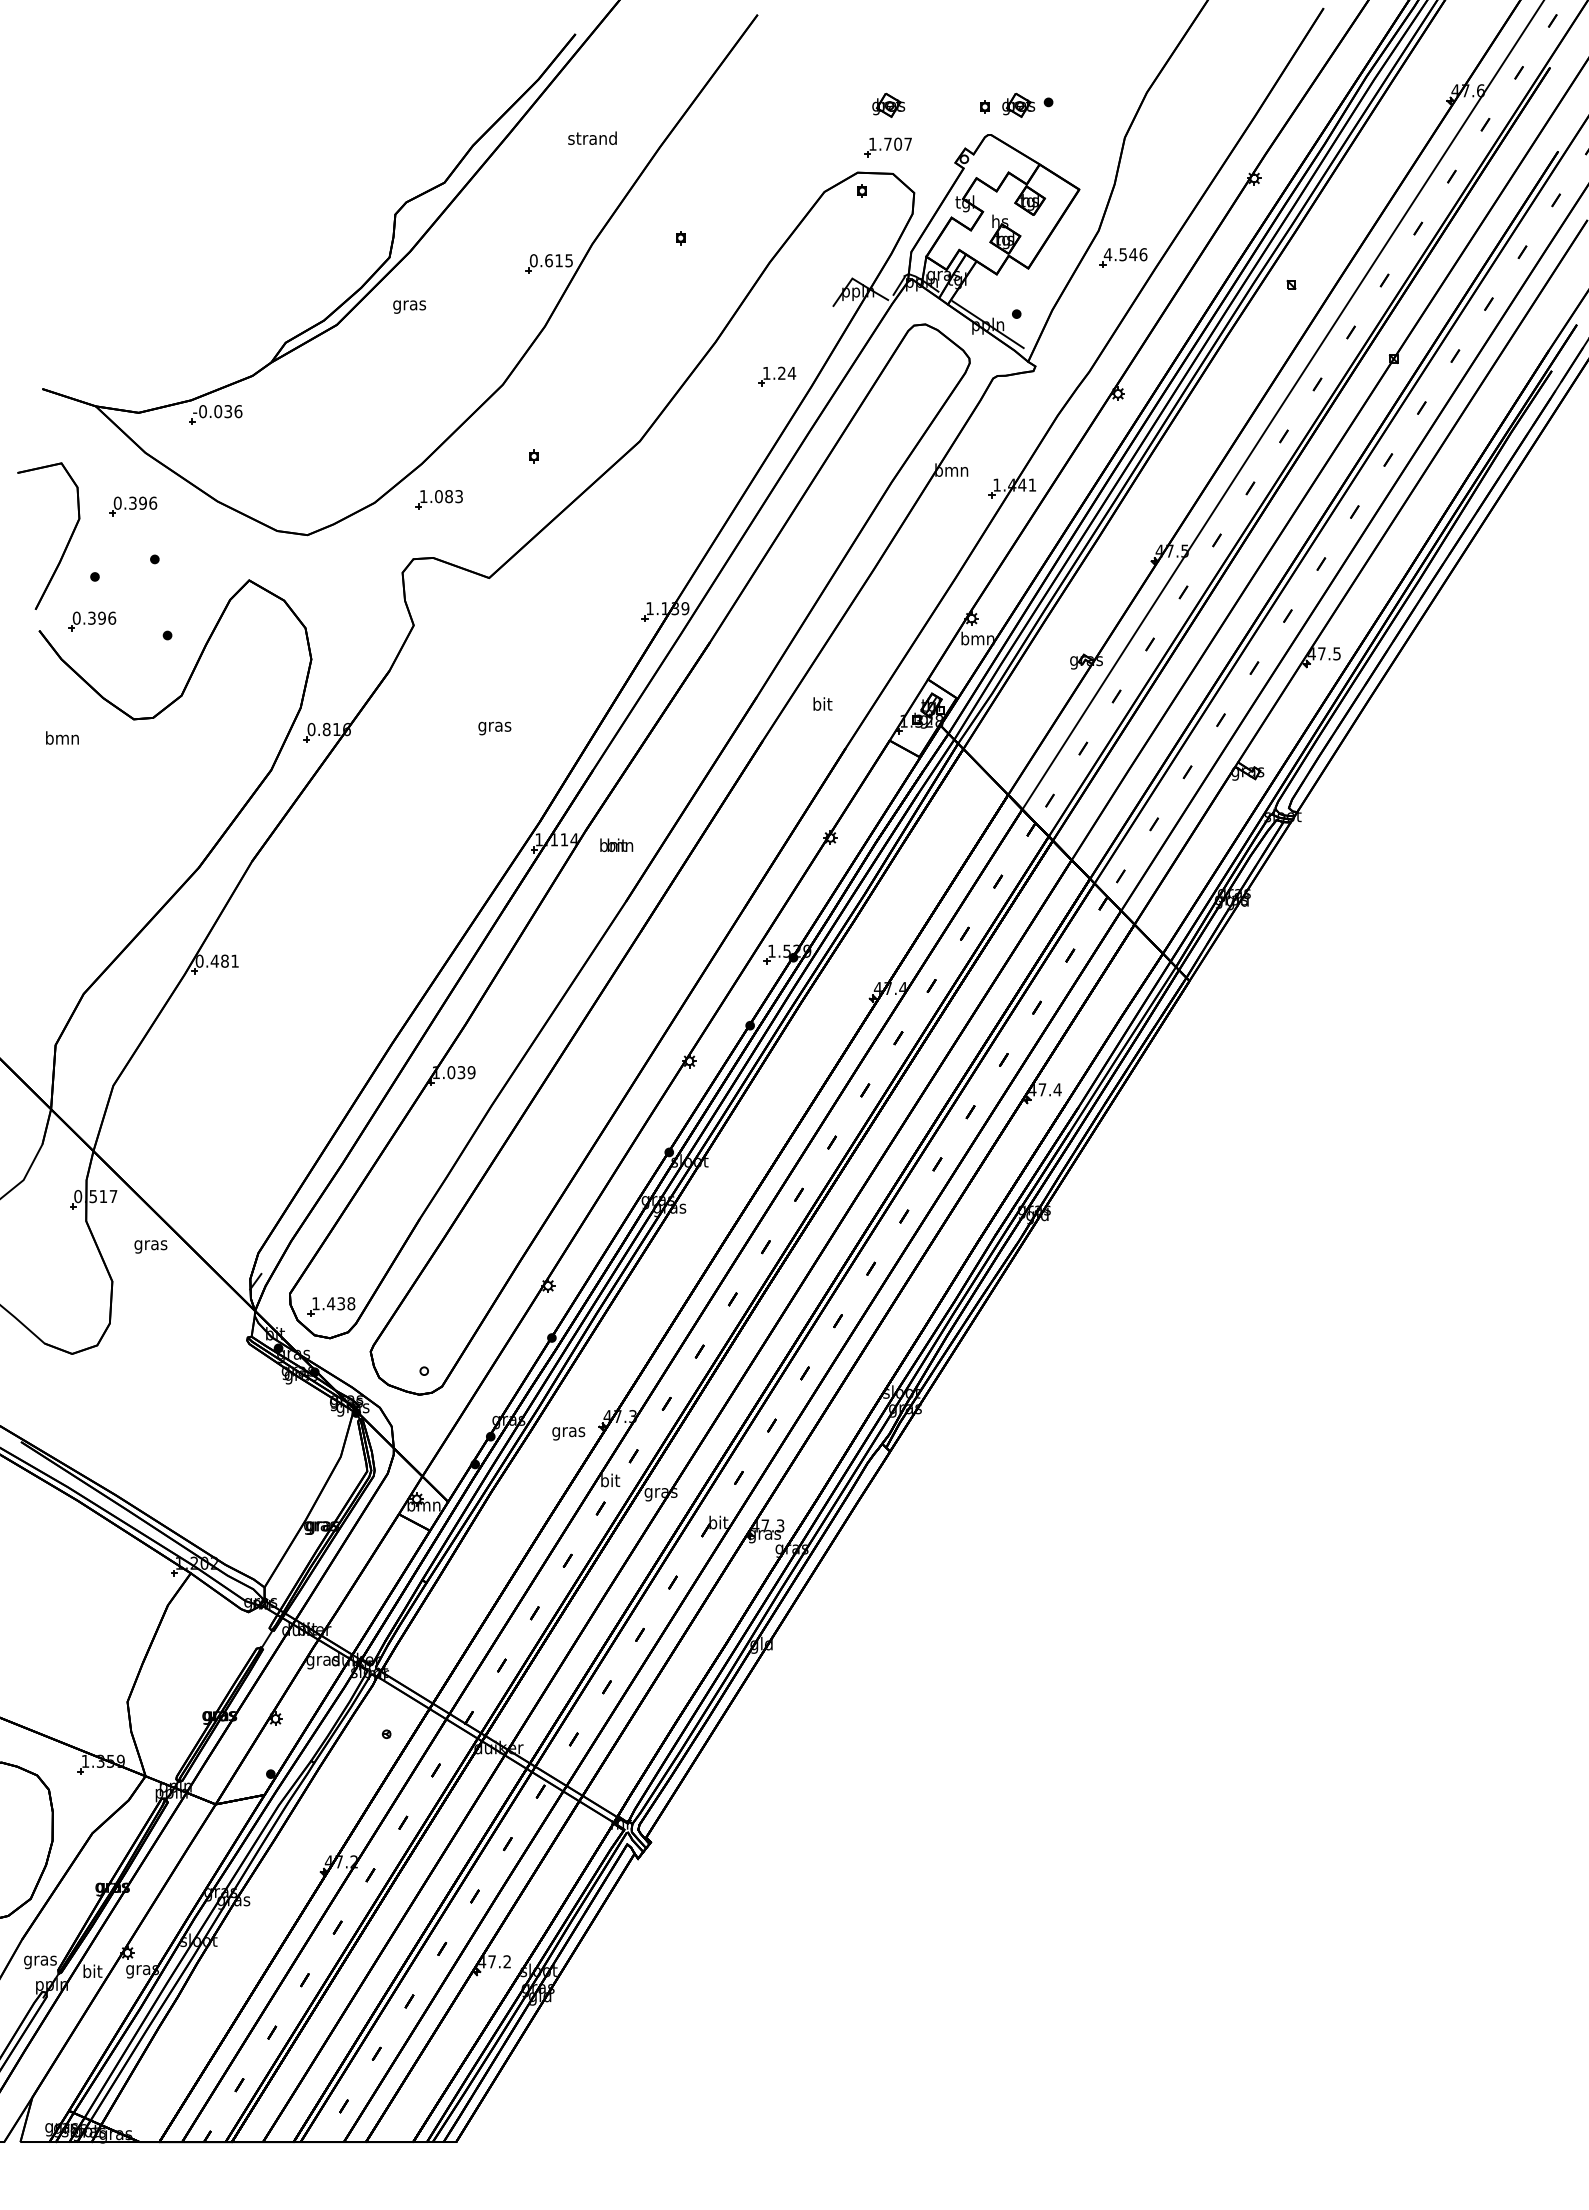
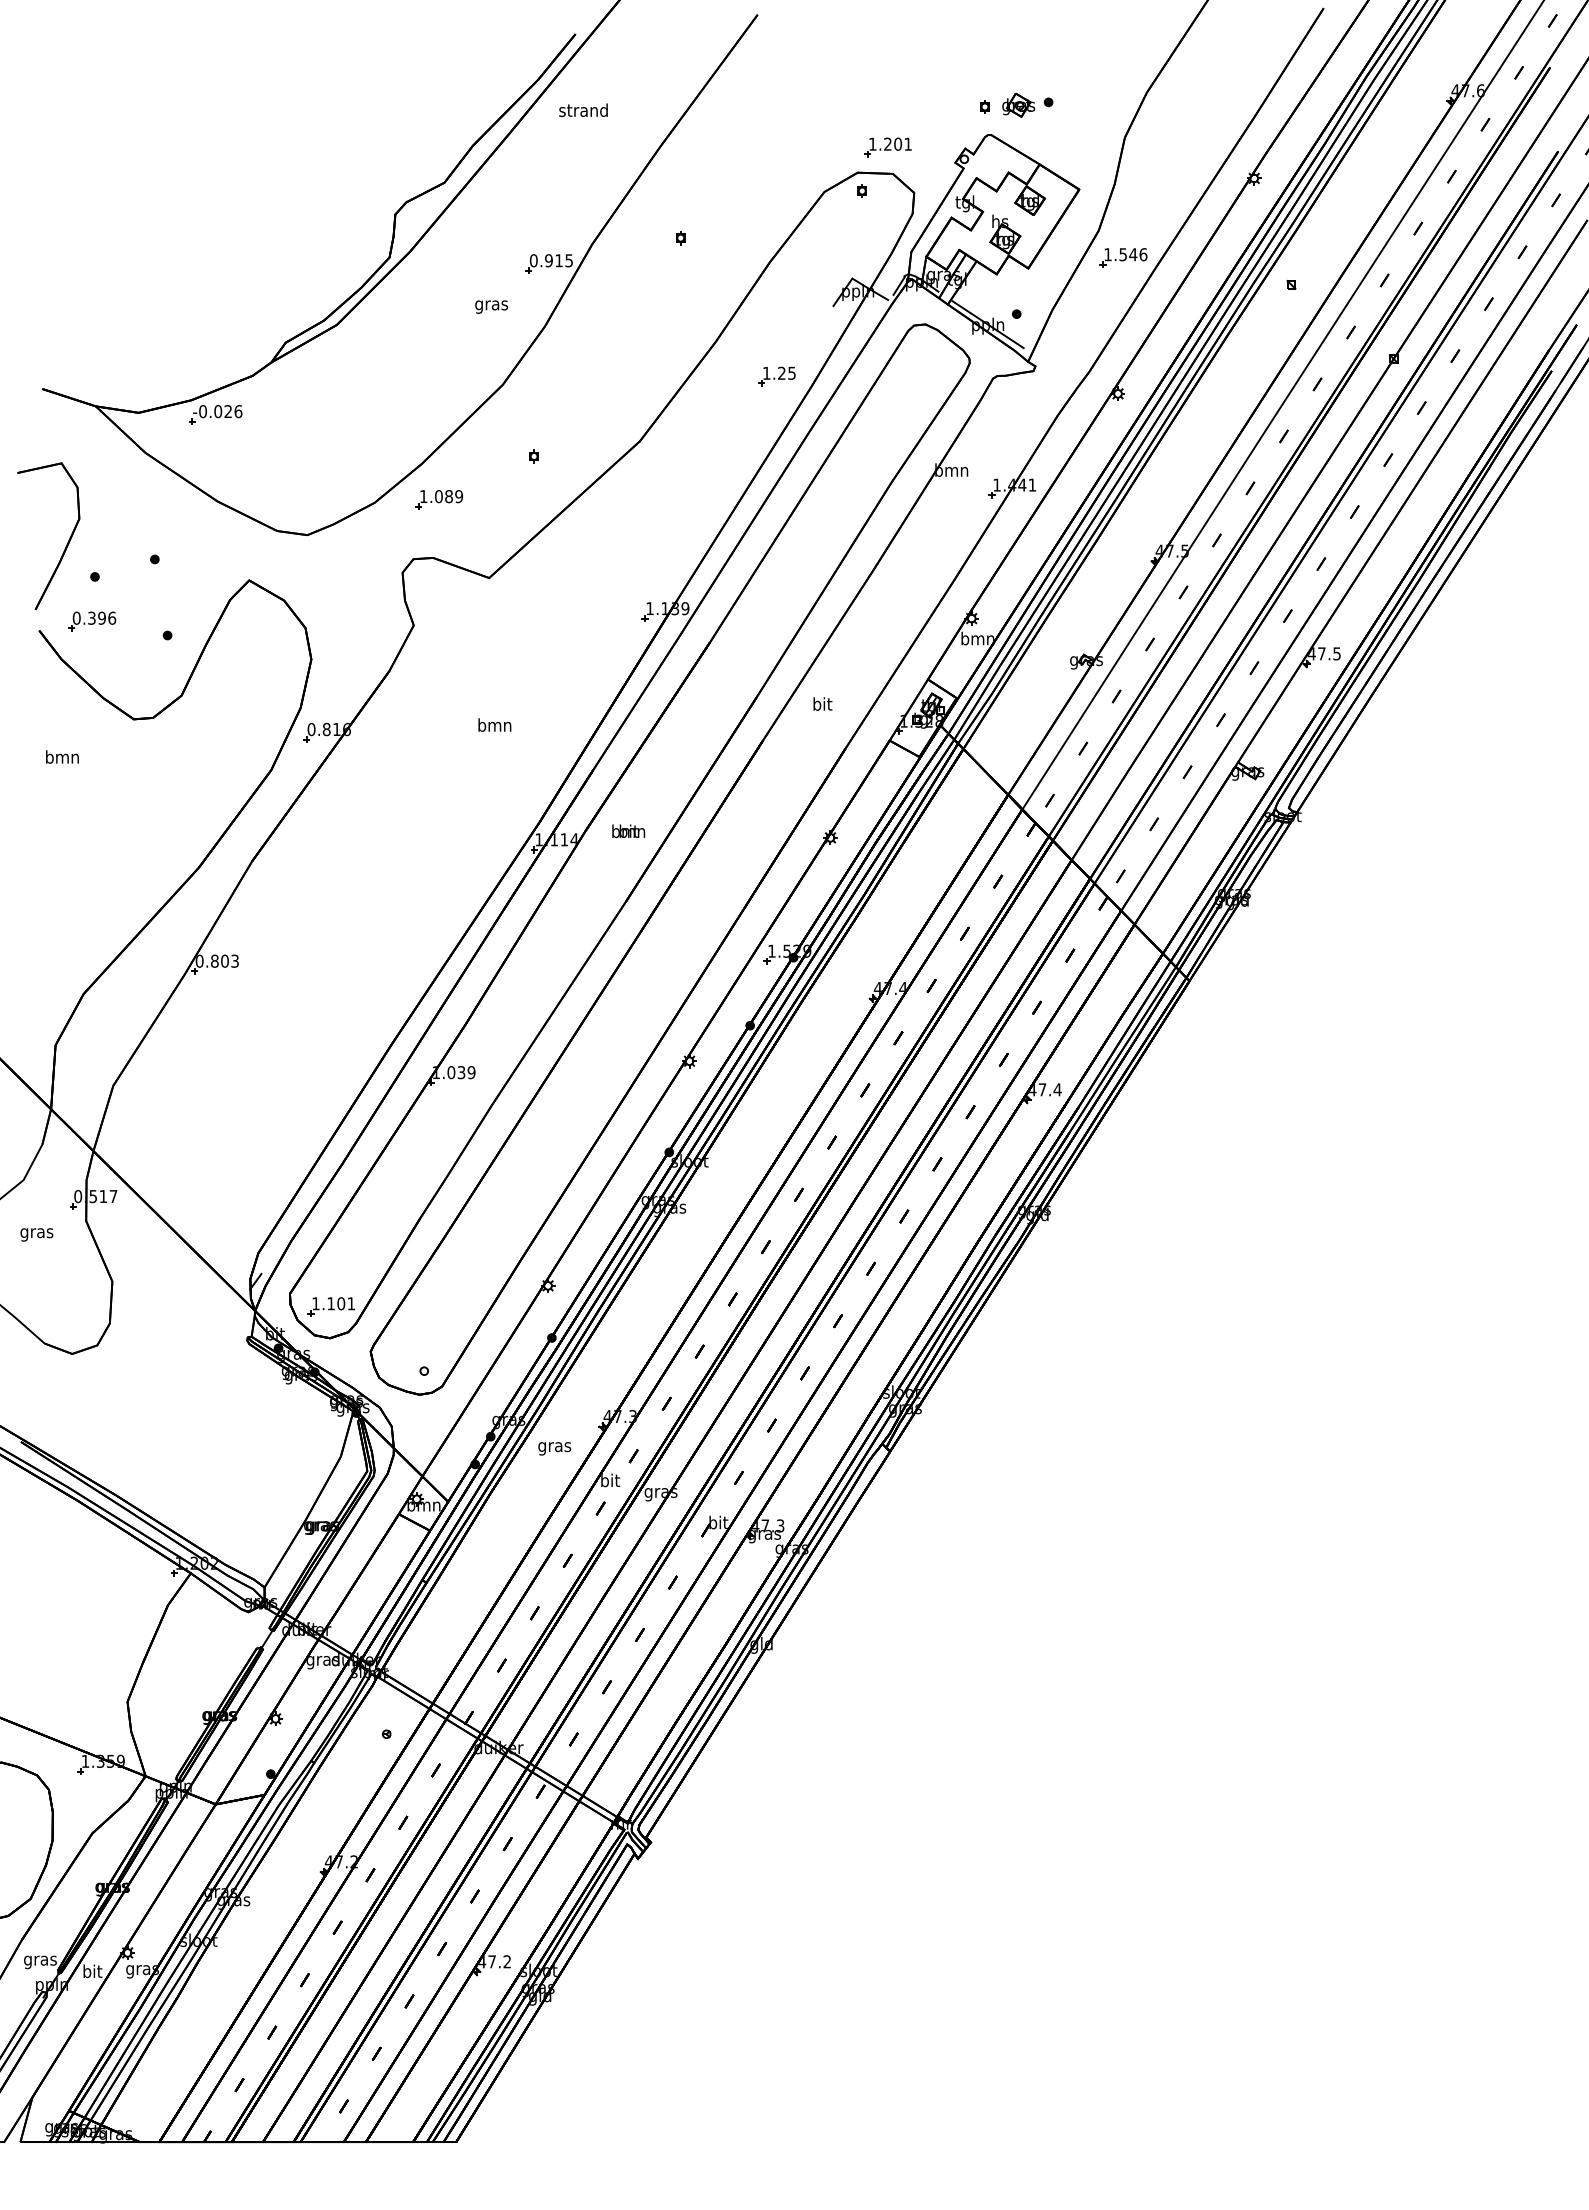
part: present -> none (888, 104)
text position: (592, 137) -> (583, 109) (583, 109)
text: 1.707 -> 1.201 (897, 143)
text: 4.546 -> 1.546 (1107, 254)
text: 0.615 -> 0.915 (548, 260)
text position: (409, 306) -> (491, 306) (491, 306)
text: 1.24 -> 1.25 (791, 373)
text: -0.036 -> -0.026 (228, 411)
text: 1.083 -> 1.089 (459, 496)
part: present -> none (133, 506)
text: gras -> bmn (494, 726)
text position: (62, 737) -> (62, 756) (62, 756)
text position: (616, 844) -> (628, 830) (628, 830)
text: 0.481 -> 0.803 (224, 960)
text position: (150, 1246) -> (36, 1234) (36, 1234)
text: 1.438 -> 1.101 (341, 1303)
text position: (568, 1433) -> (554, 1448) (554, 1448)
